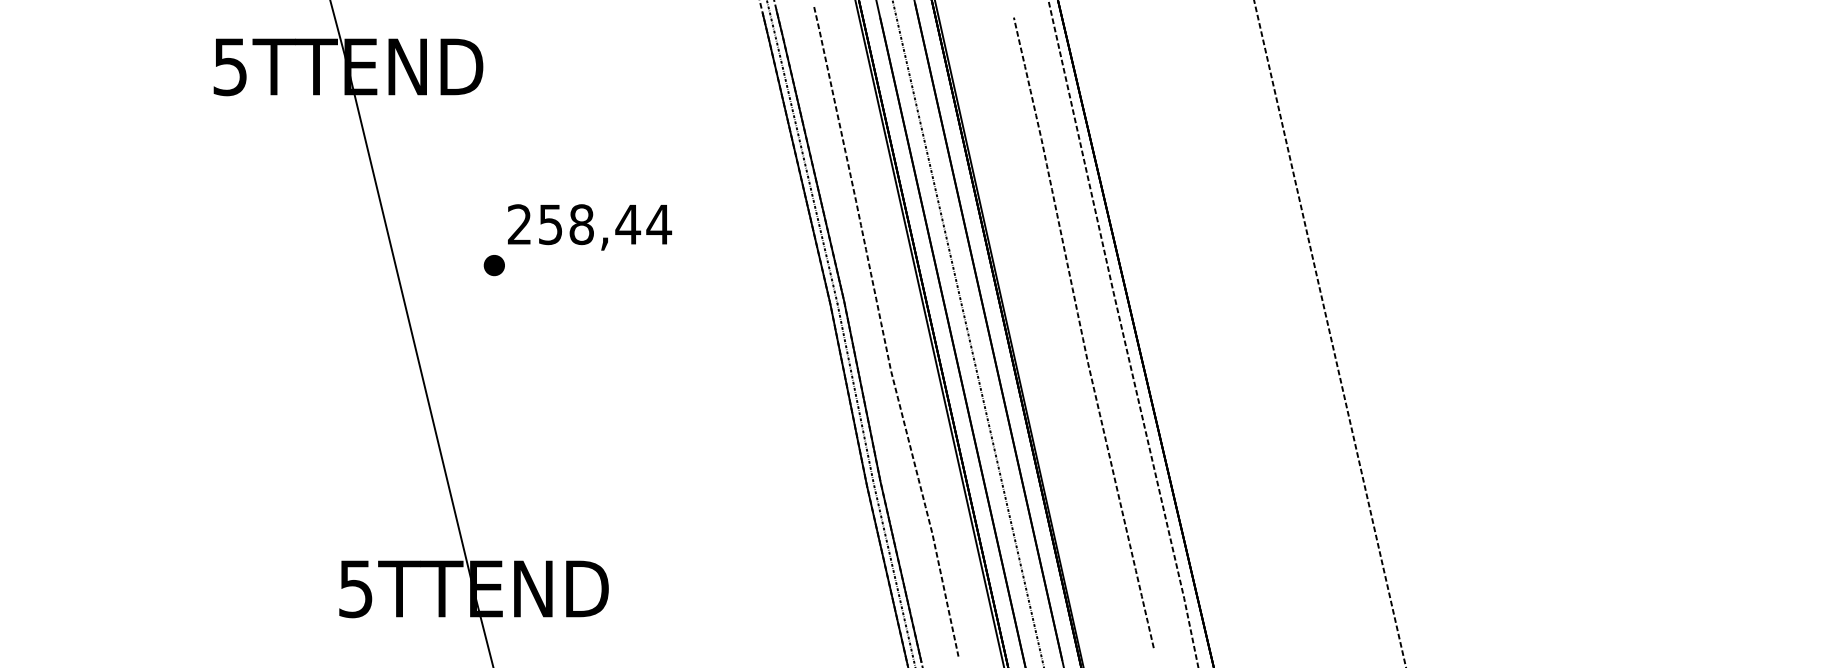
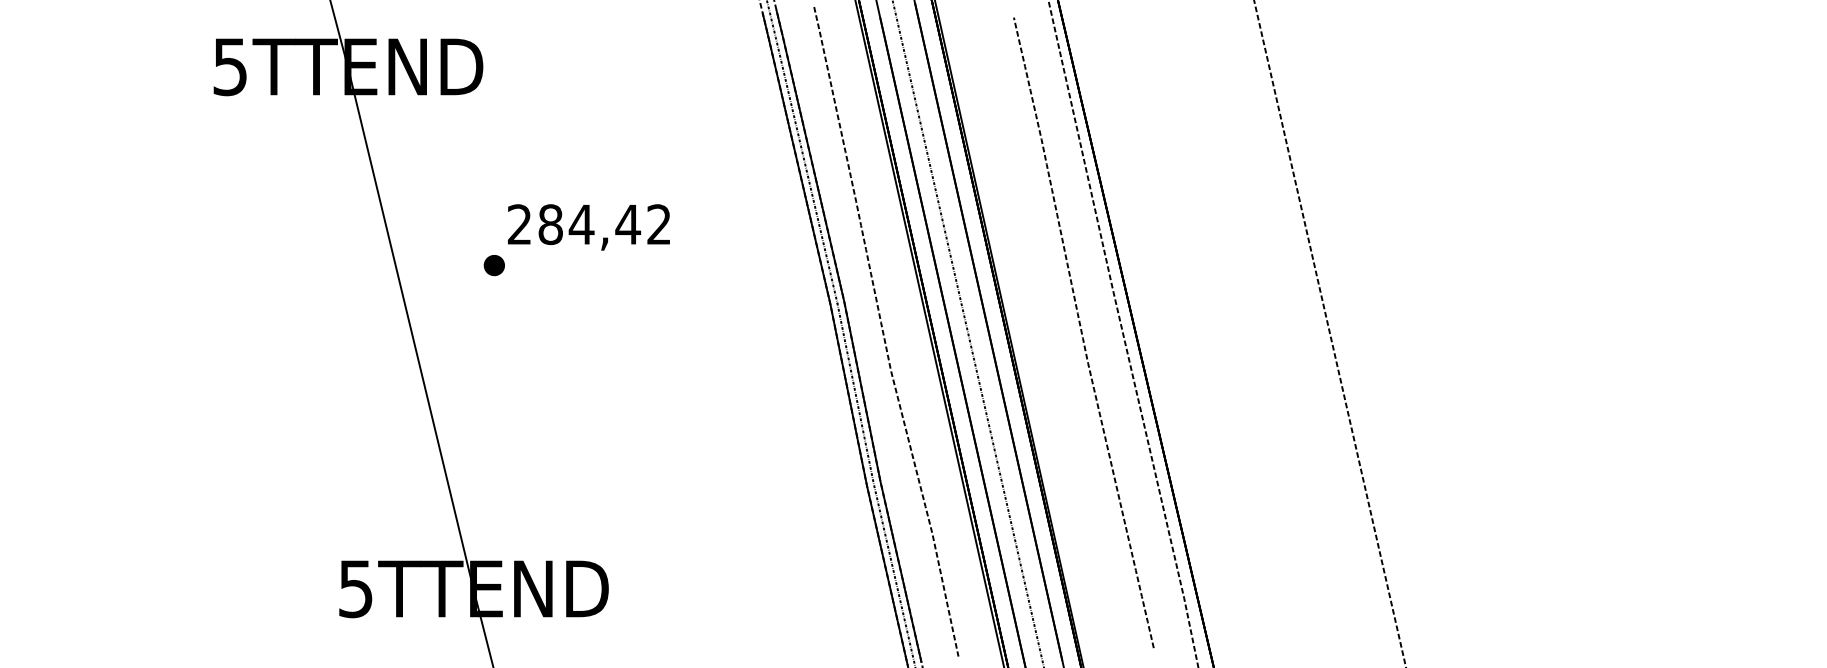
text: 258,44 -> 284,42 (605, 224)
